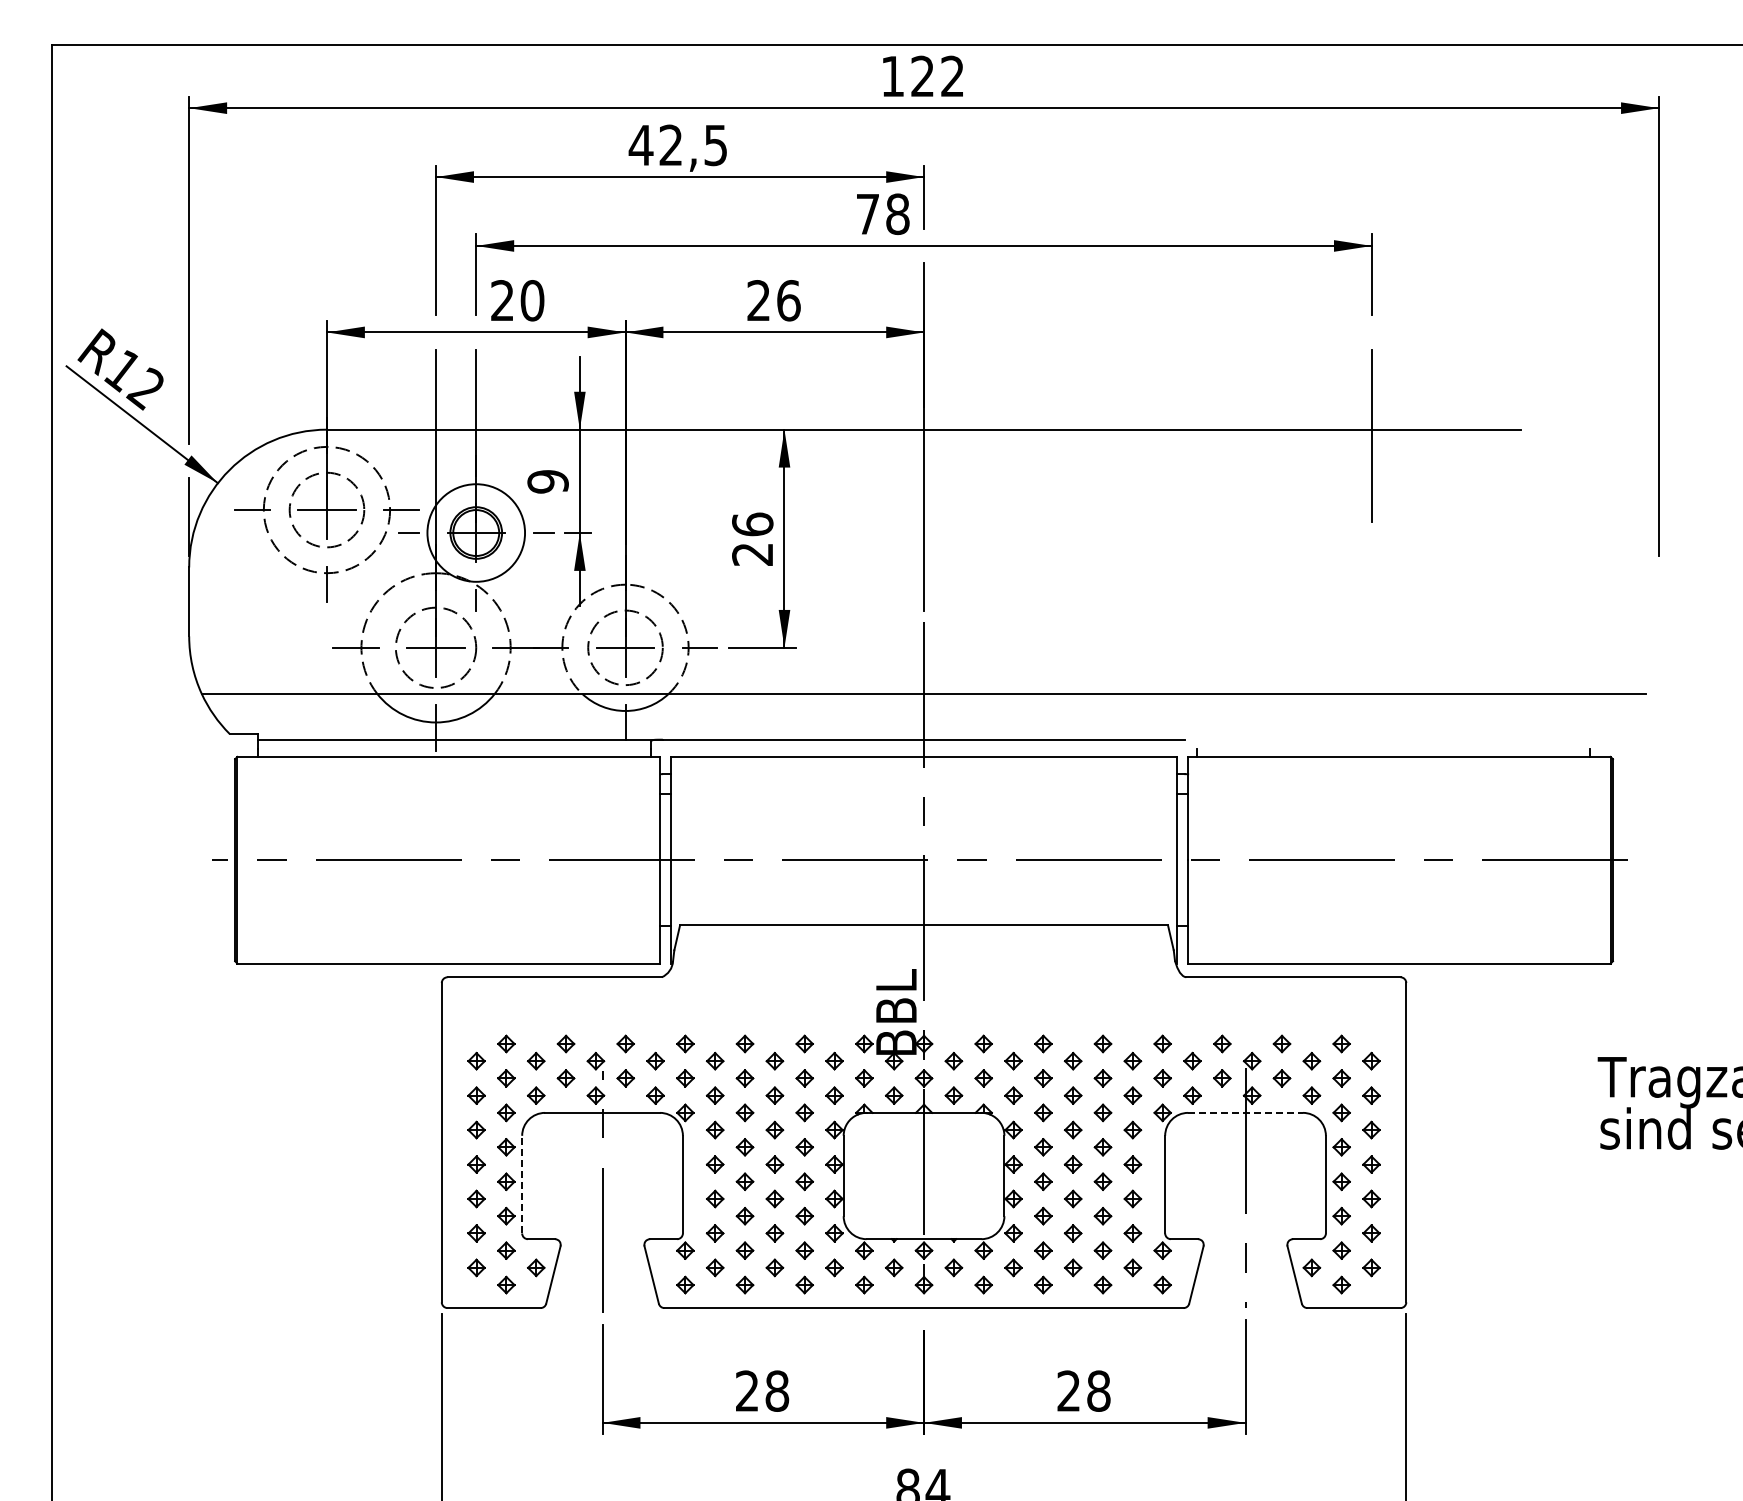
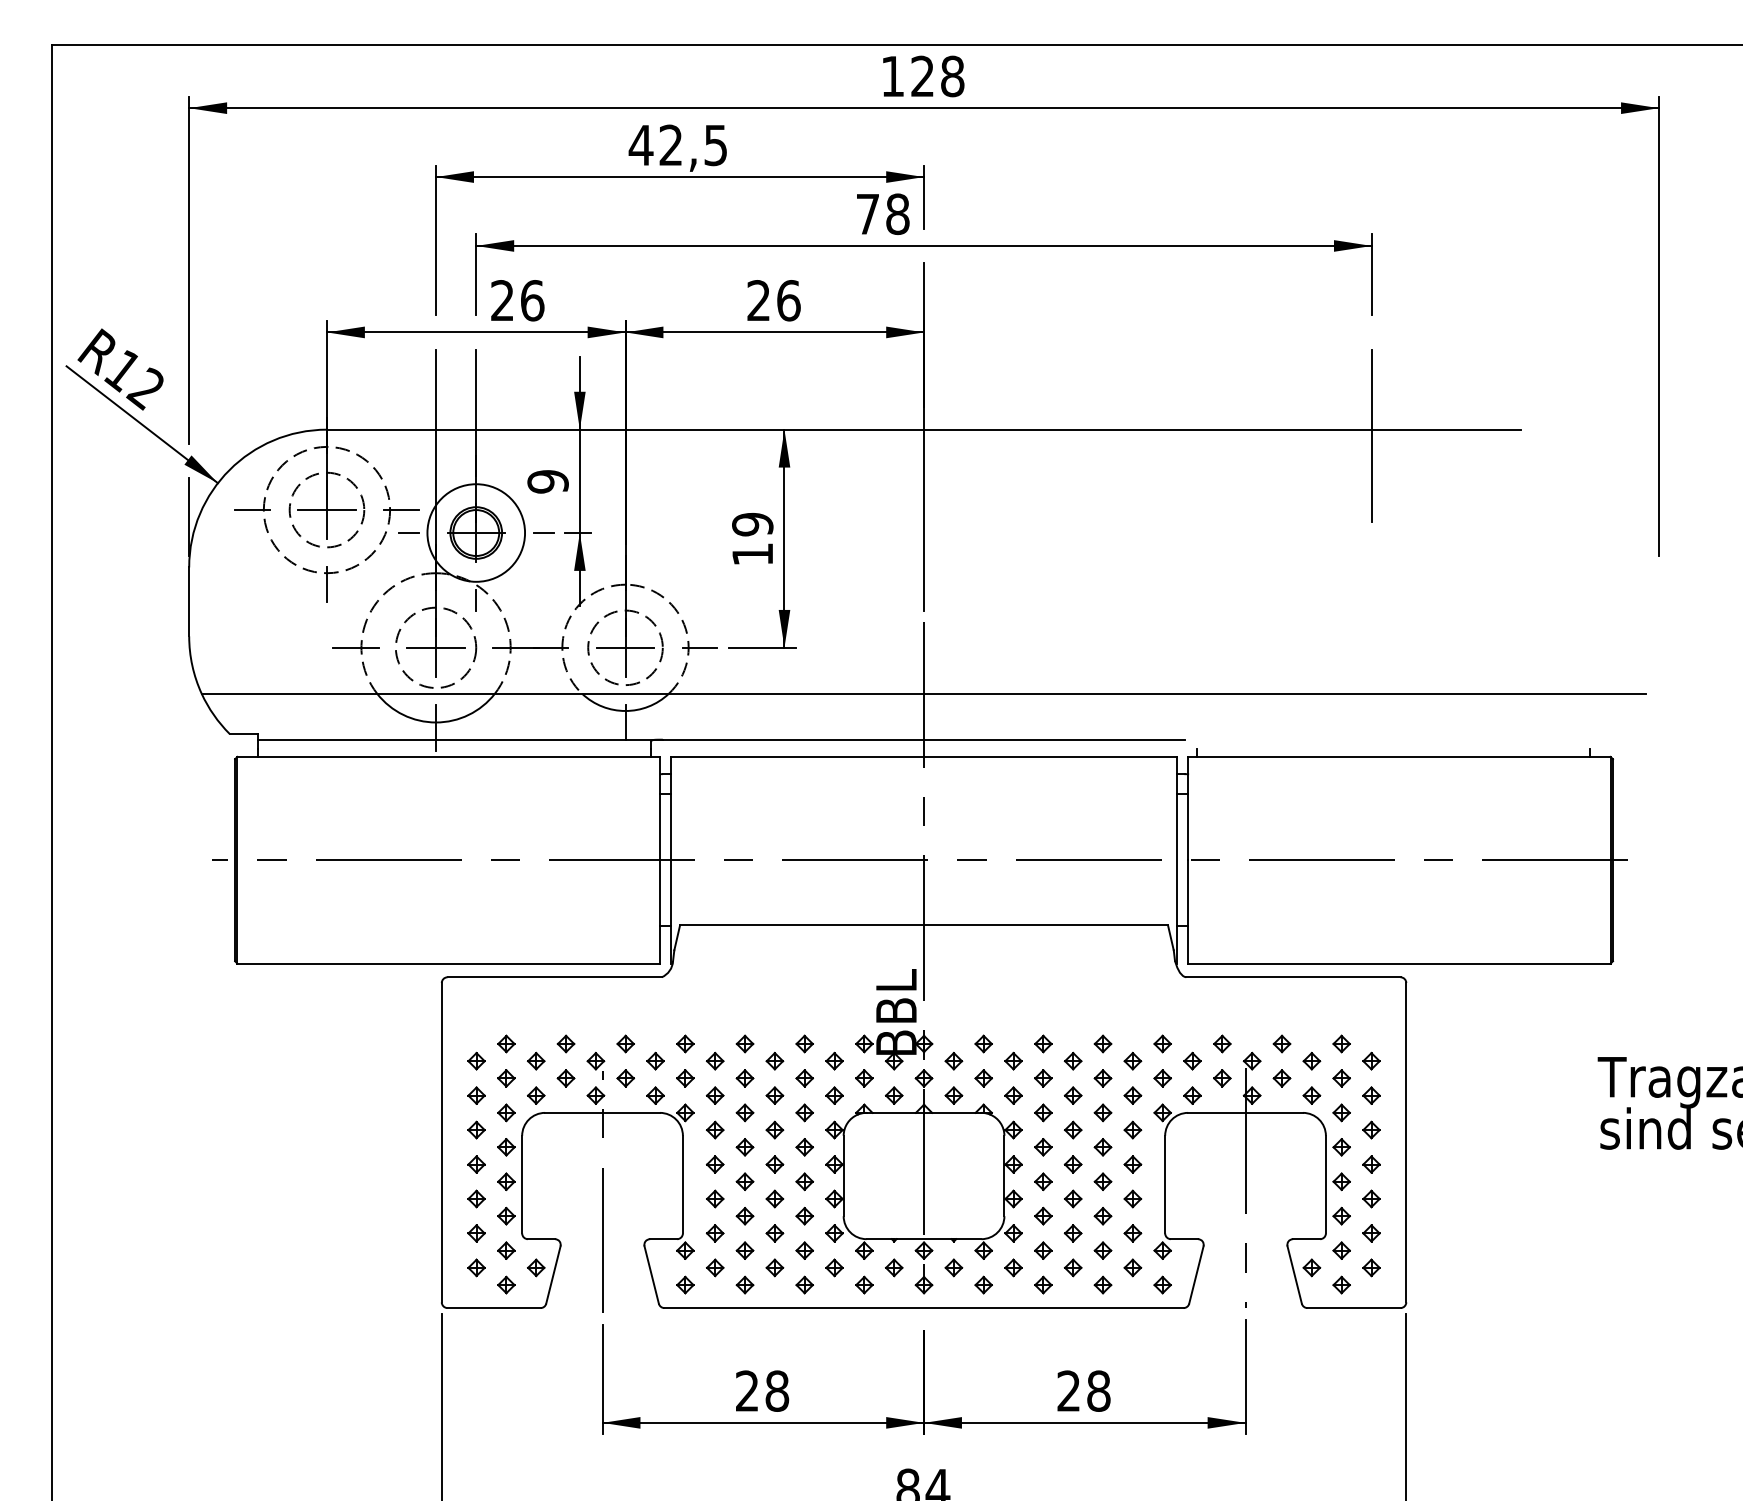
text: 122 -> 128 (952, 76)
text: 20 -> 26 (532, 300)
text: 26 -> 19 (752, 538)
line: dashed -> solid (1246, 1112)
line: dashed -> solid (522, 1184)
